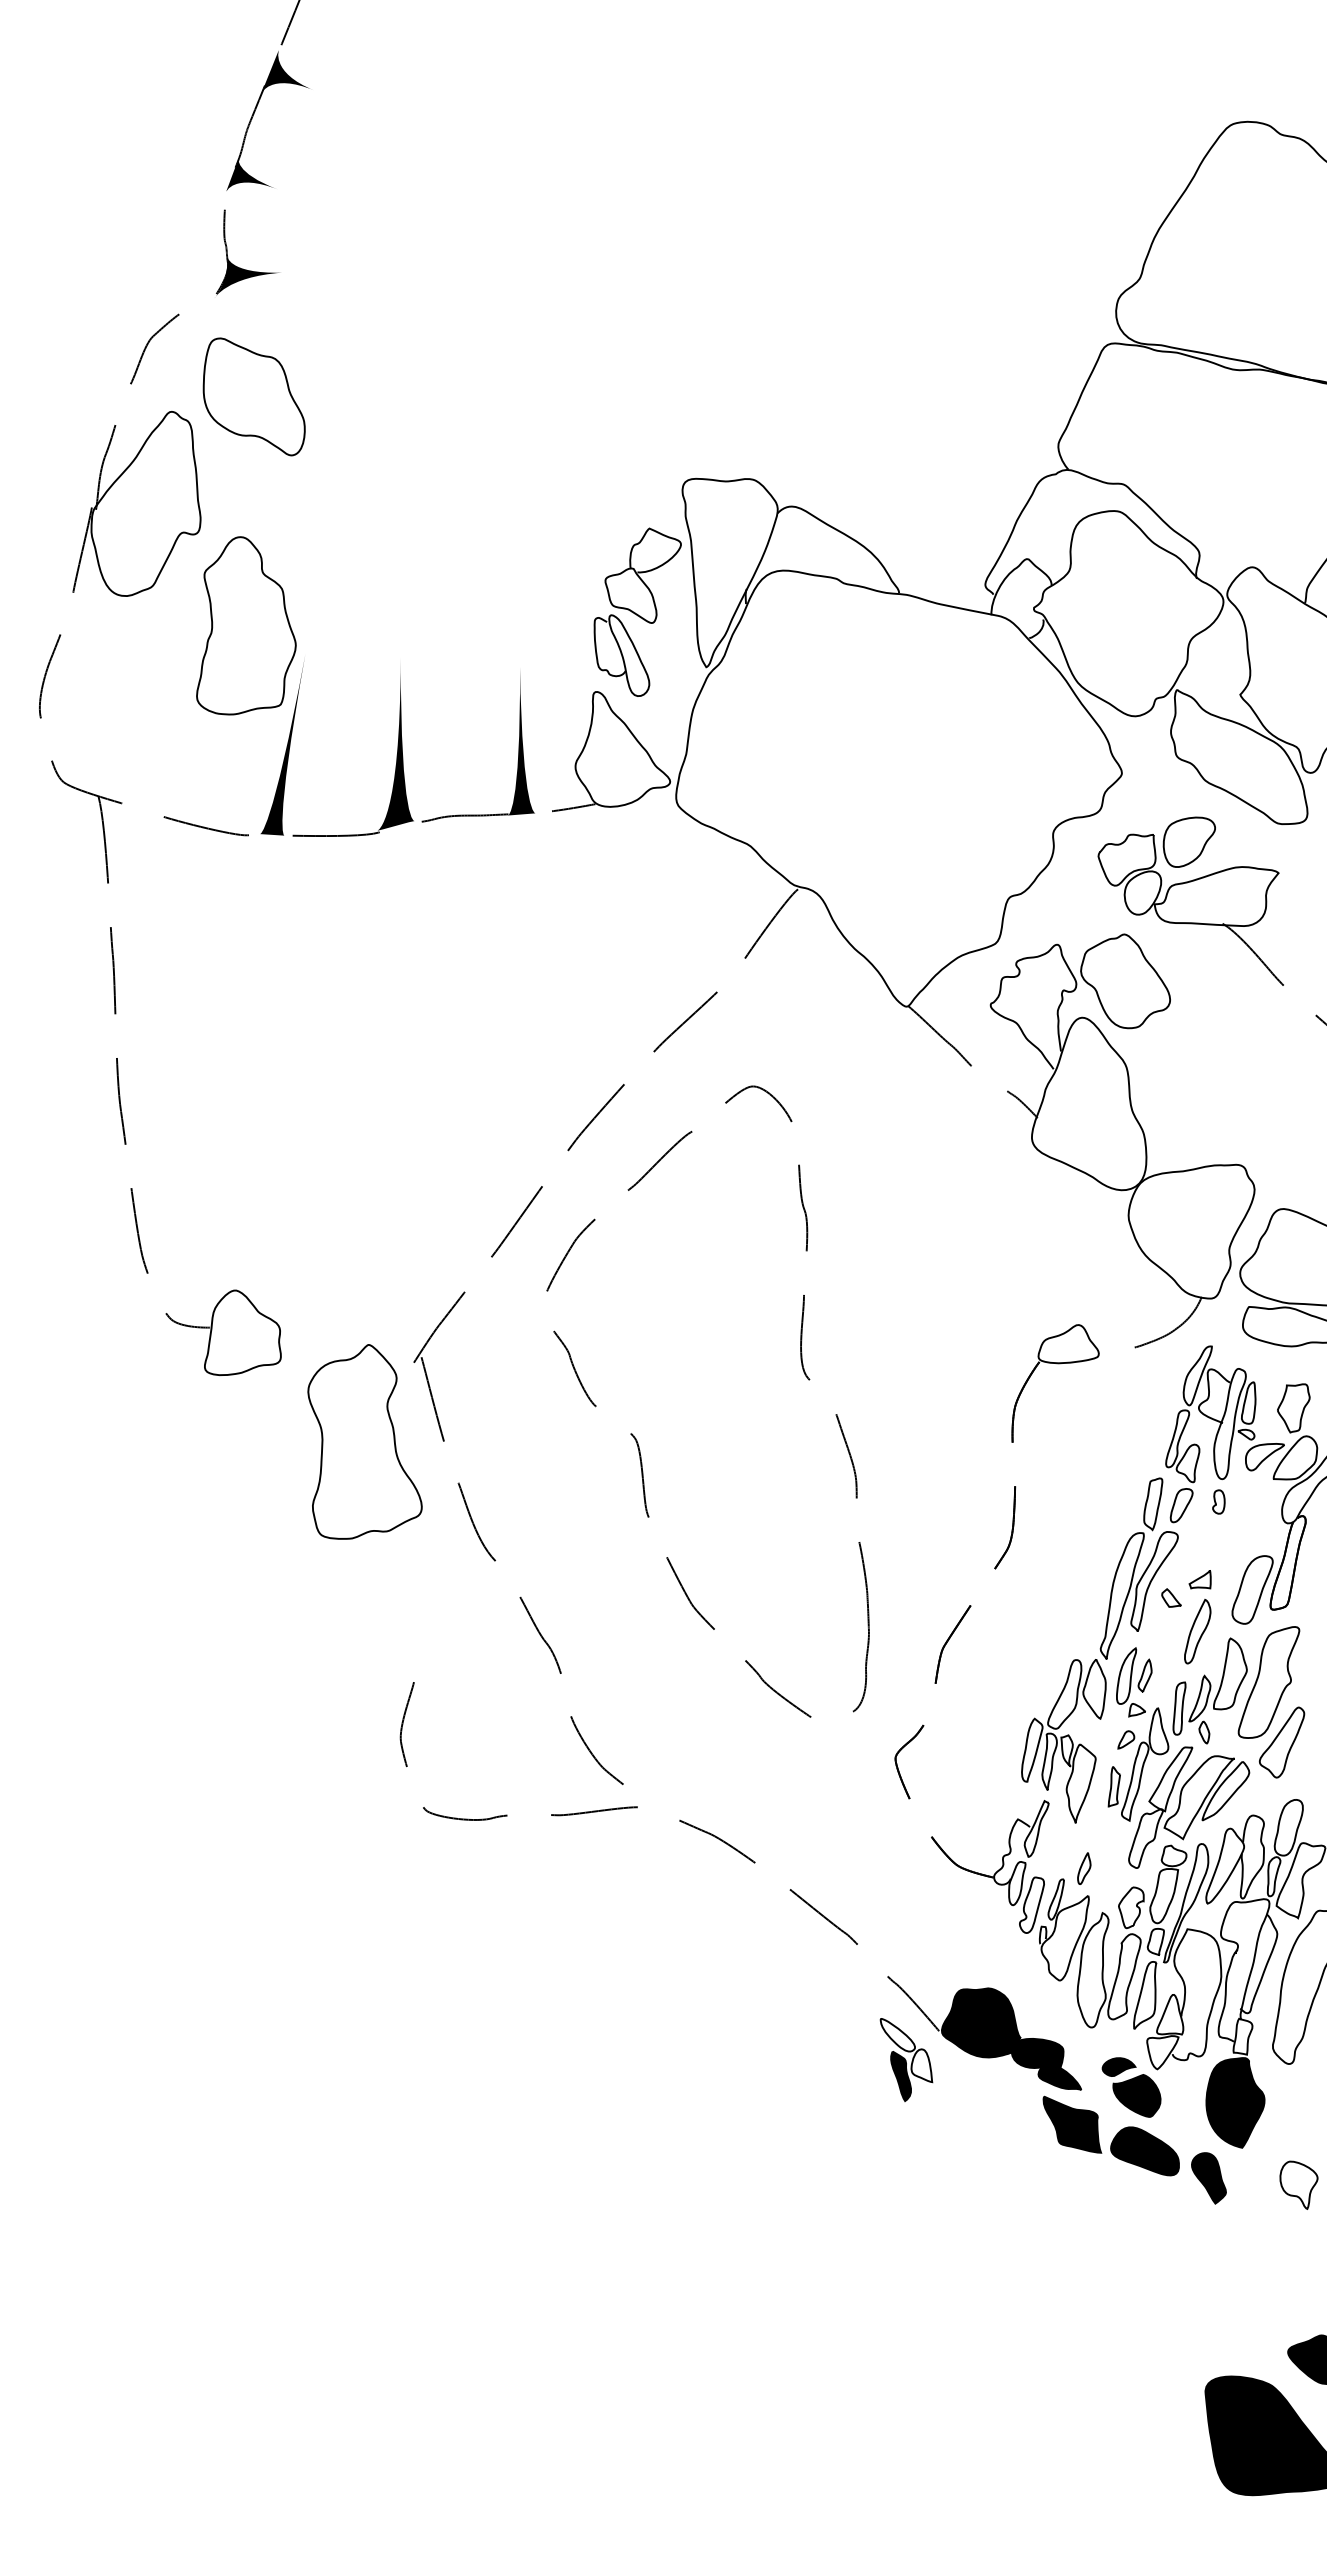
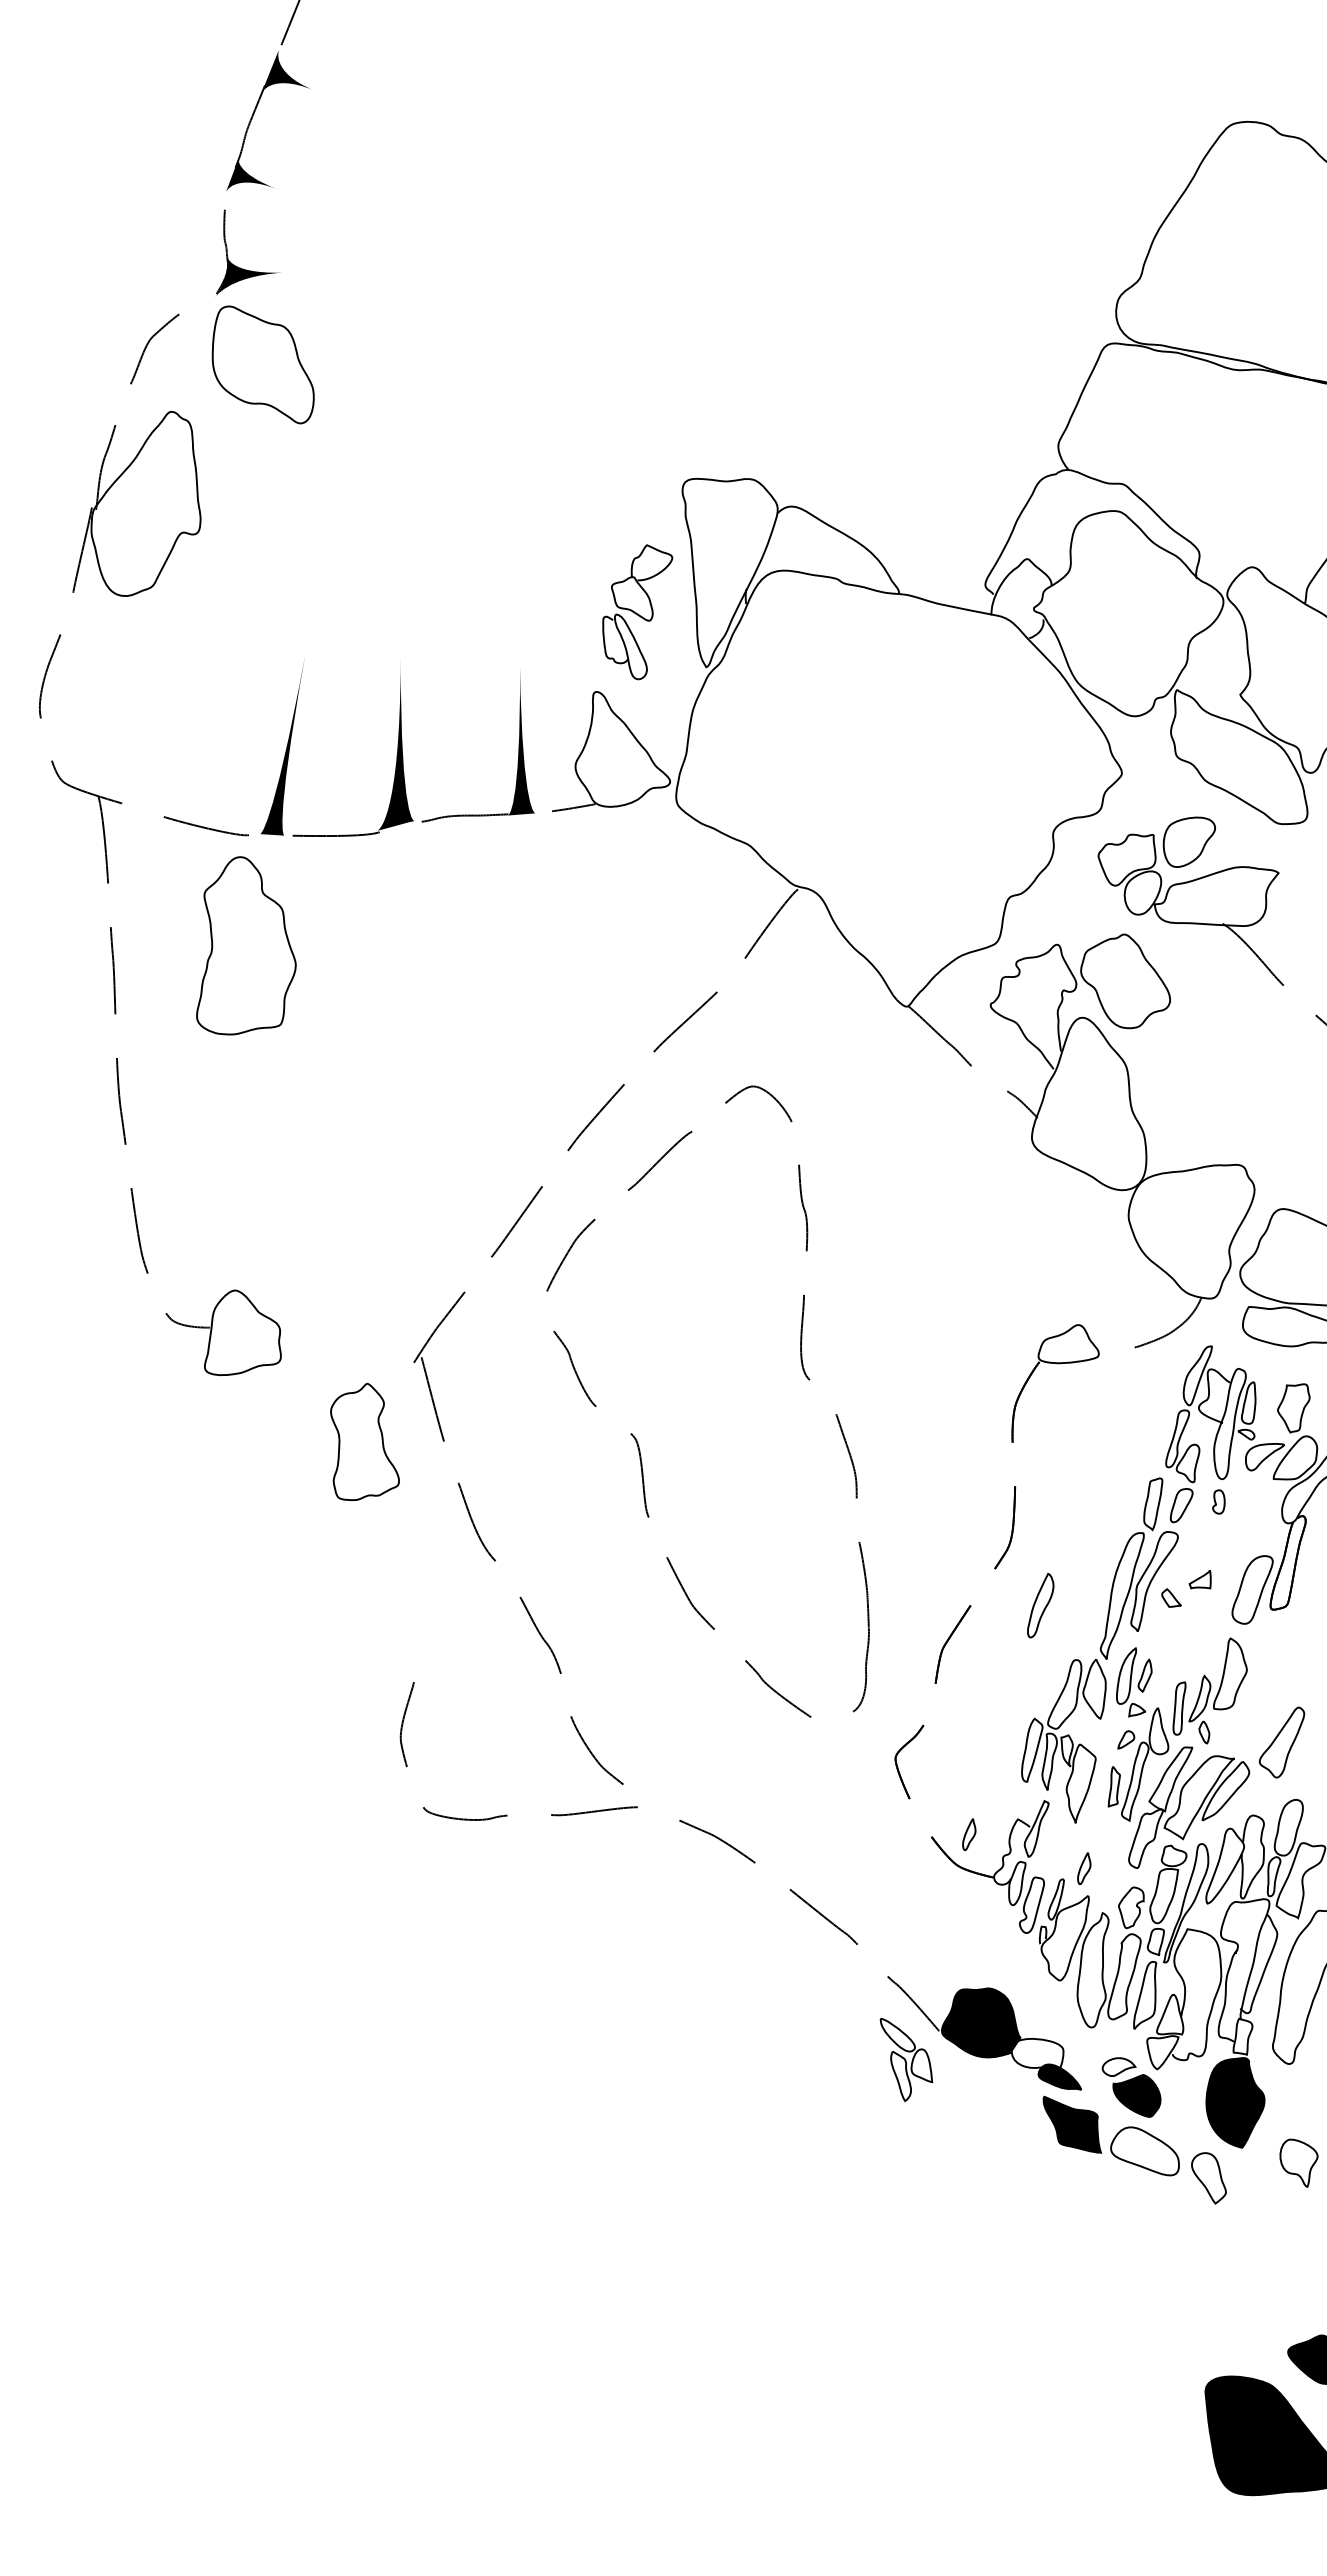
part position: (253, 396) -> (262, 364) (262, 364)
part size: 89x170 px -> 72x137 px (637, 612)
part position: (246, 625) -> (246, 945) (246, 945)
part size: 116x196 px -> 70x120 px (364, 1441)
part position: (1197, 1631) -> (1040, 1605) (1040, 1605)
part: present -> none (1268, 1682)
part: none -> present (969, 1834)
fill: present -> none (1037, 2053)
fill: present -> none (1118, 2067)
fill: present -> none (901, 2076)
fill: present -> none (1145, 2151)
fill: present -> none (1208, 2178)
part position: (1298, 2184) -> (1298, 2162) (1298, 2162)
